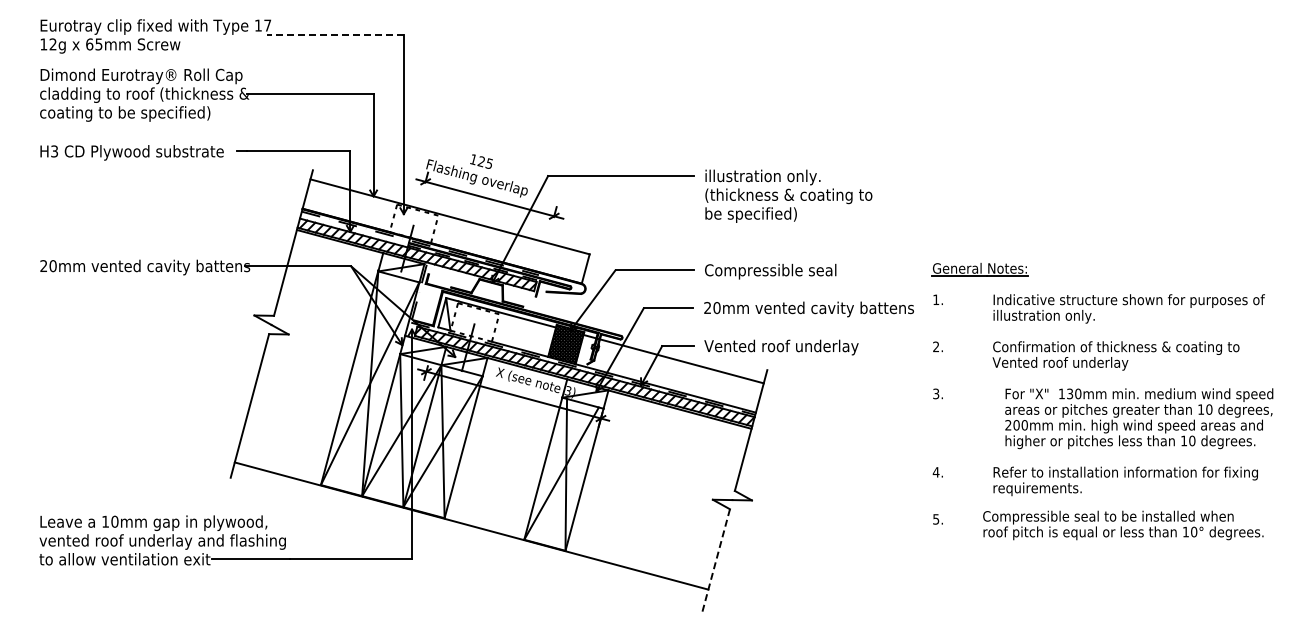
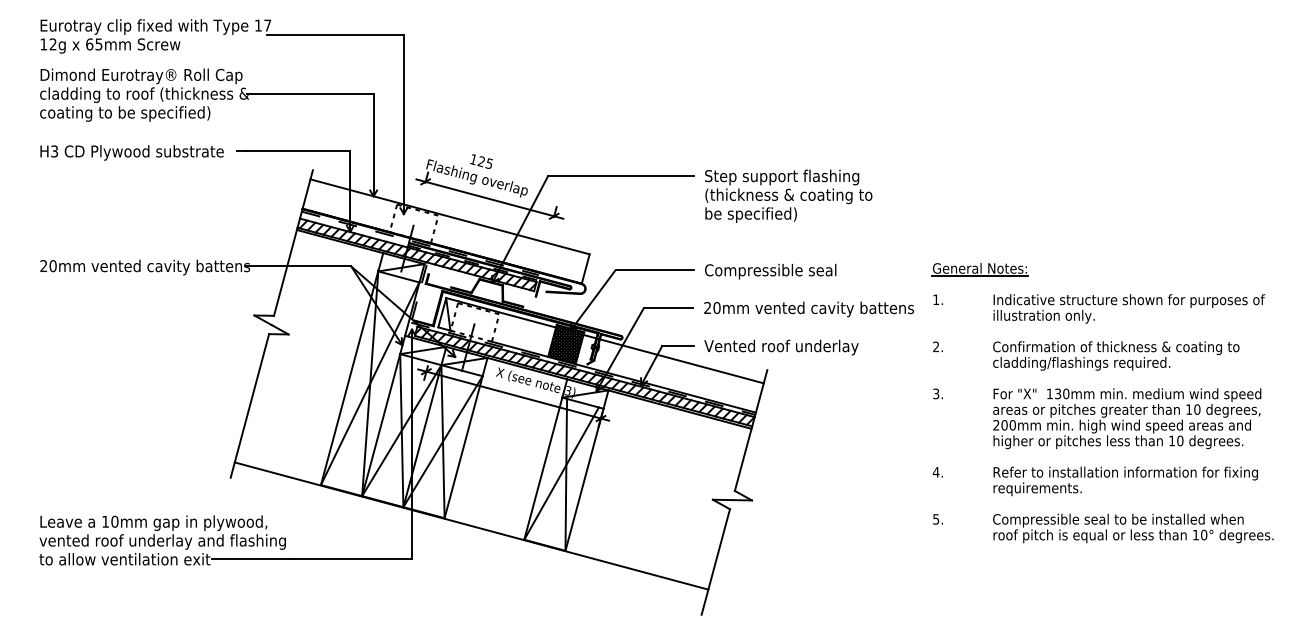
line: dashed -> solid (334, 35)
text: illustration only. -> Step support flashing (782, 177)
text: Vented roof underlay -> cladding/flashings required. (1081, 363)
text position: (1139, 418) -> (1127, 418) (1127, 418)
text position: (1123, 525) -> (1133, 528) (1133, 528)
line: dashed -> solid (715, 562)
